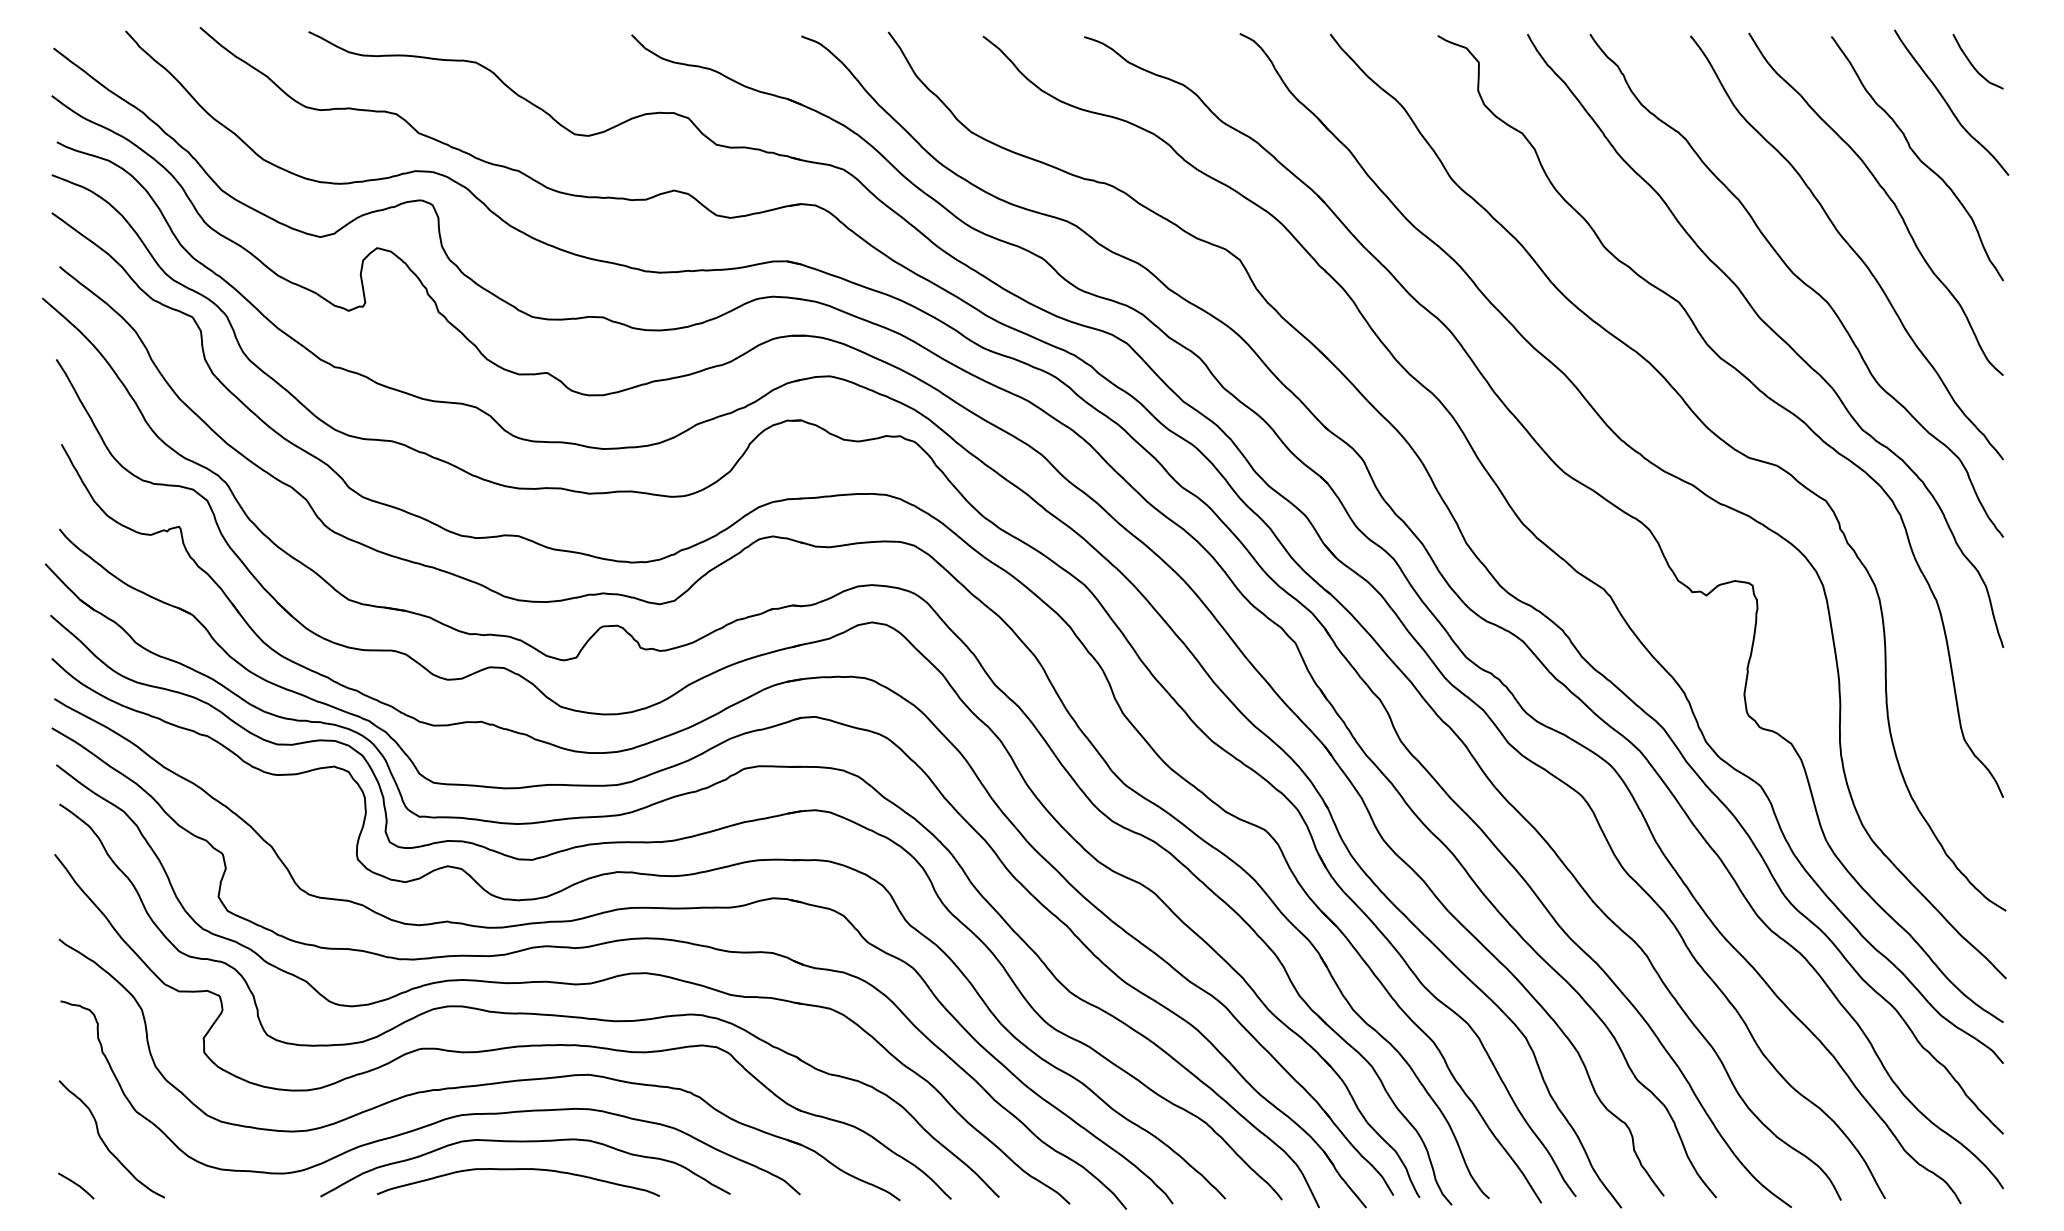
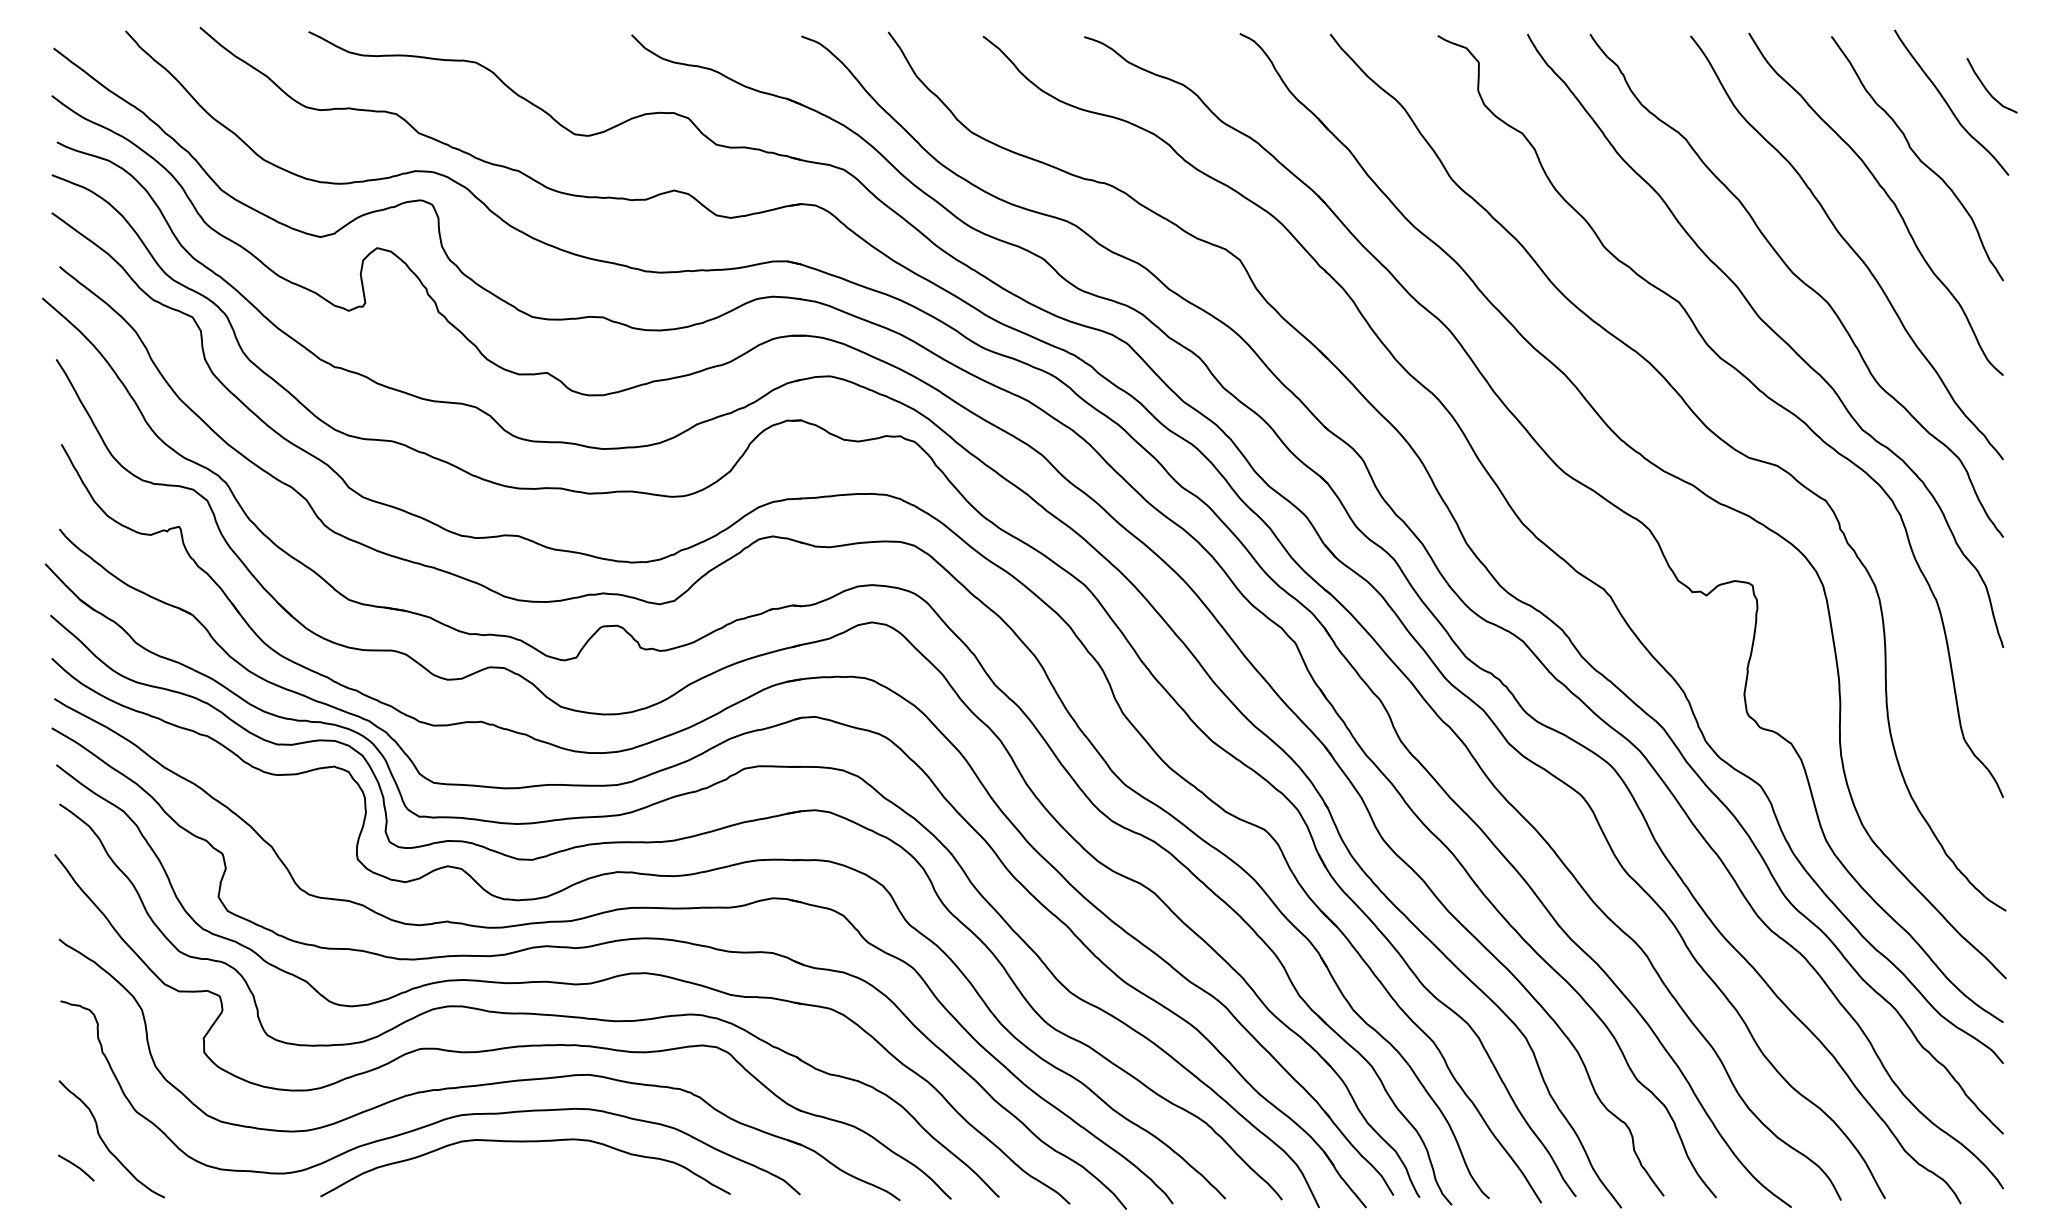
curve position: (1972, 63) -> (1986, 87) (1986, 87)
curve: present -> none (515, 1170)
line position: (76, 1185) -> (76, 1167) (76, 1167)
